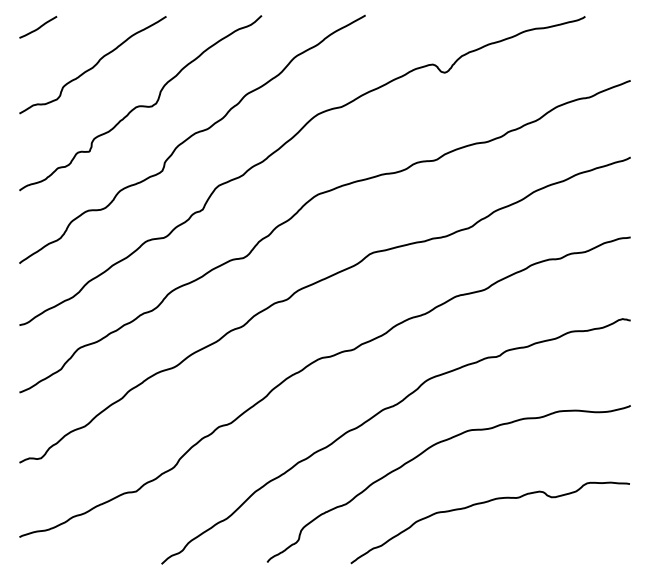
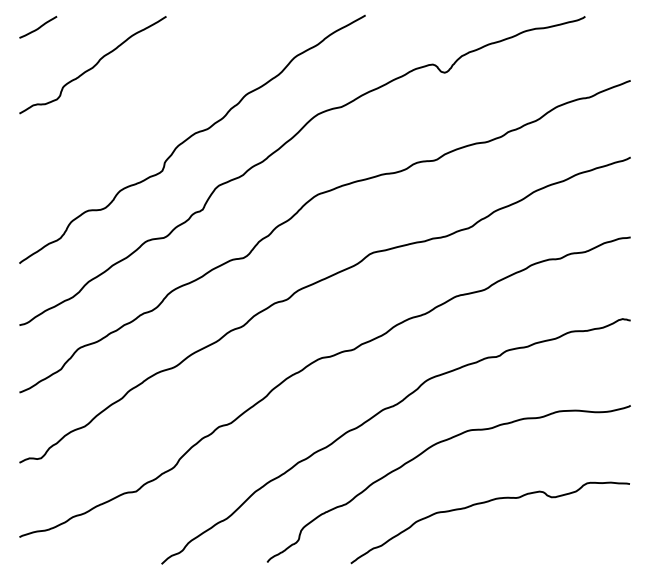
curve: present -> none (140, 105)
